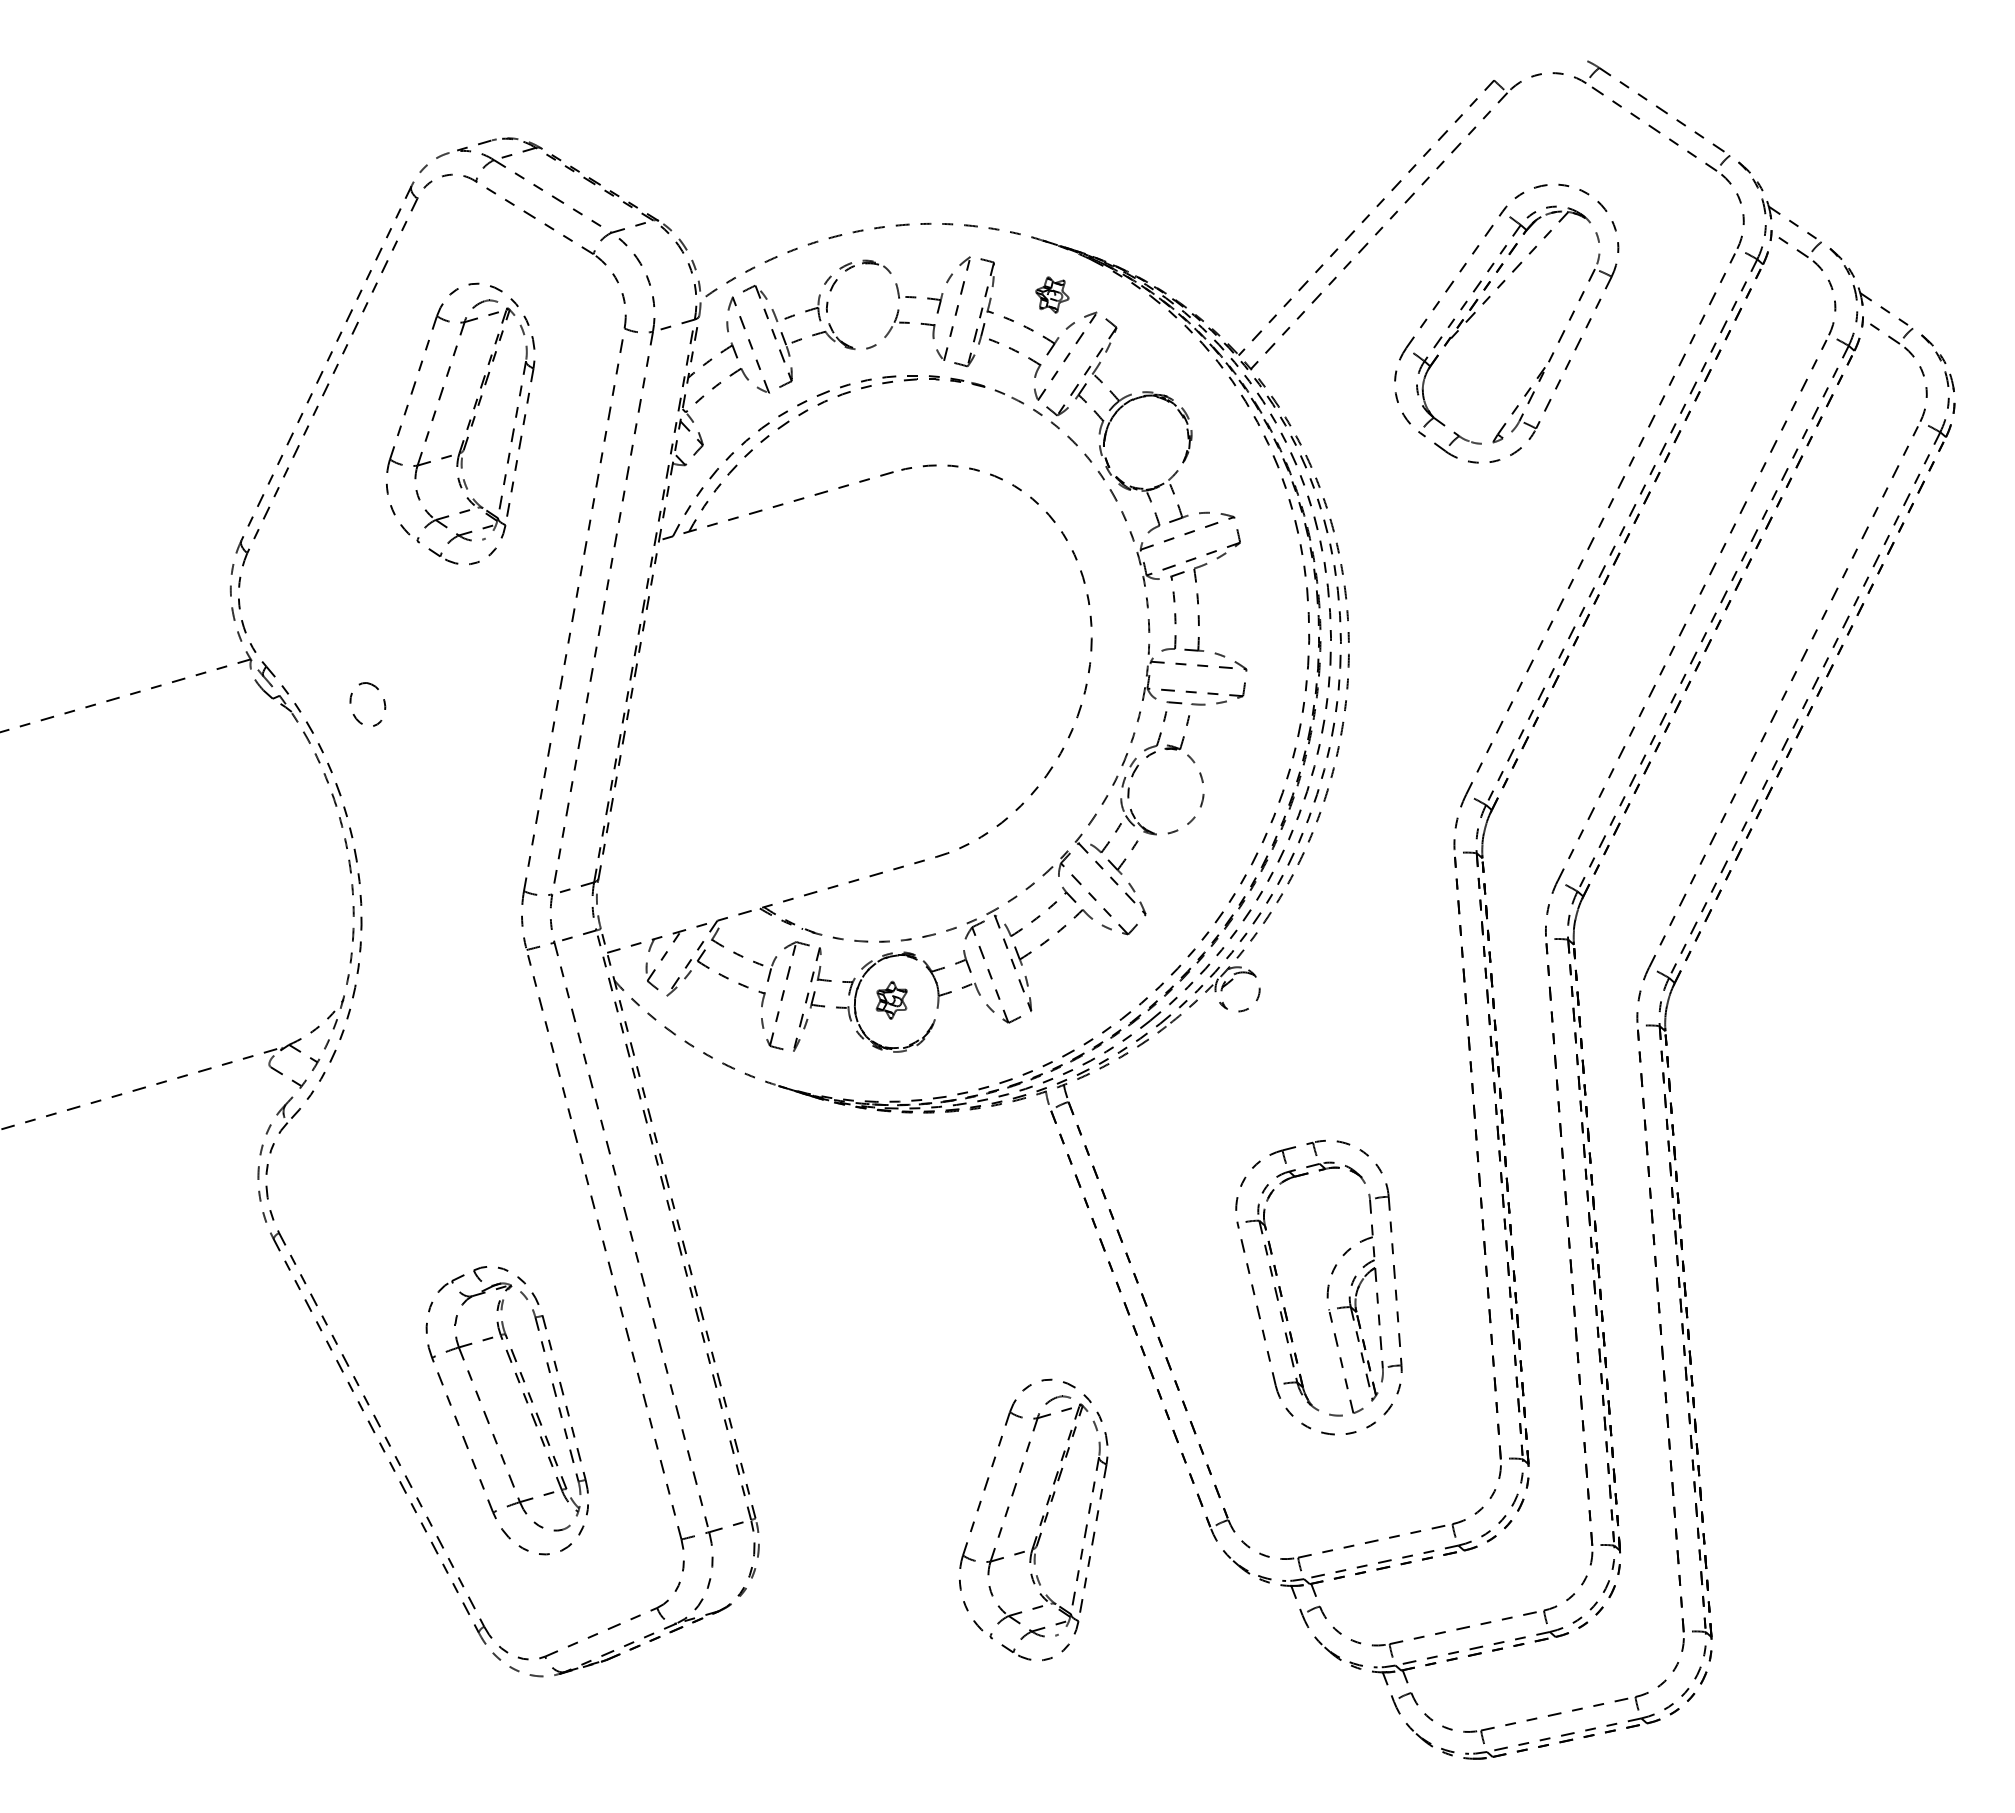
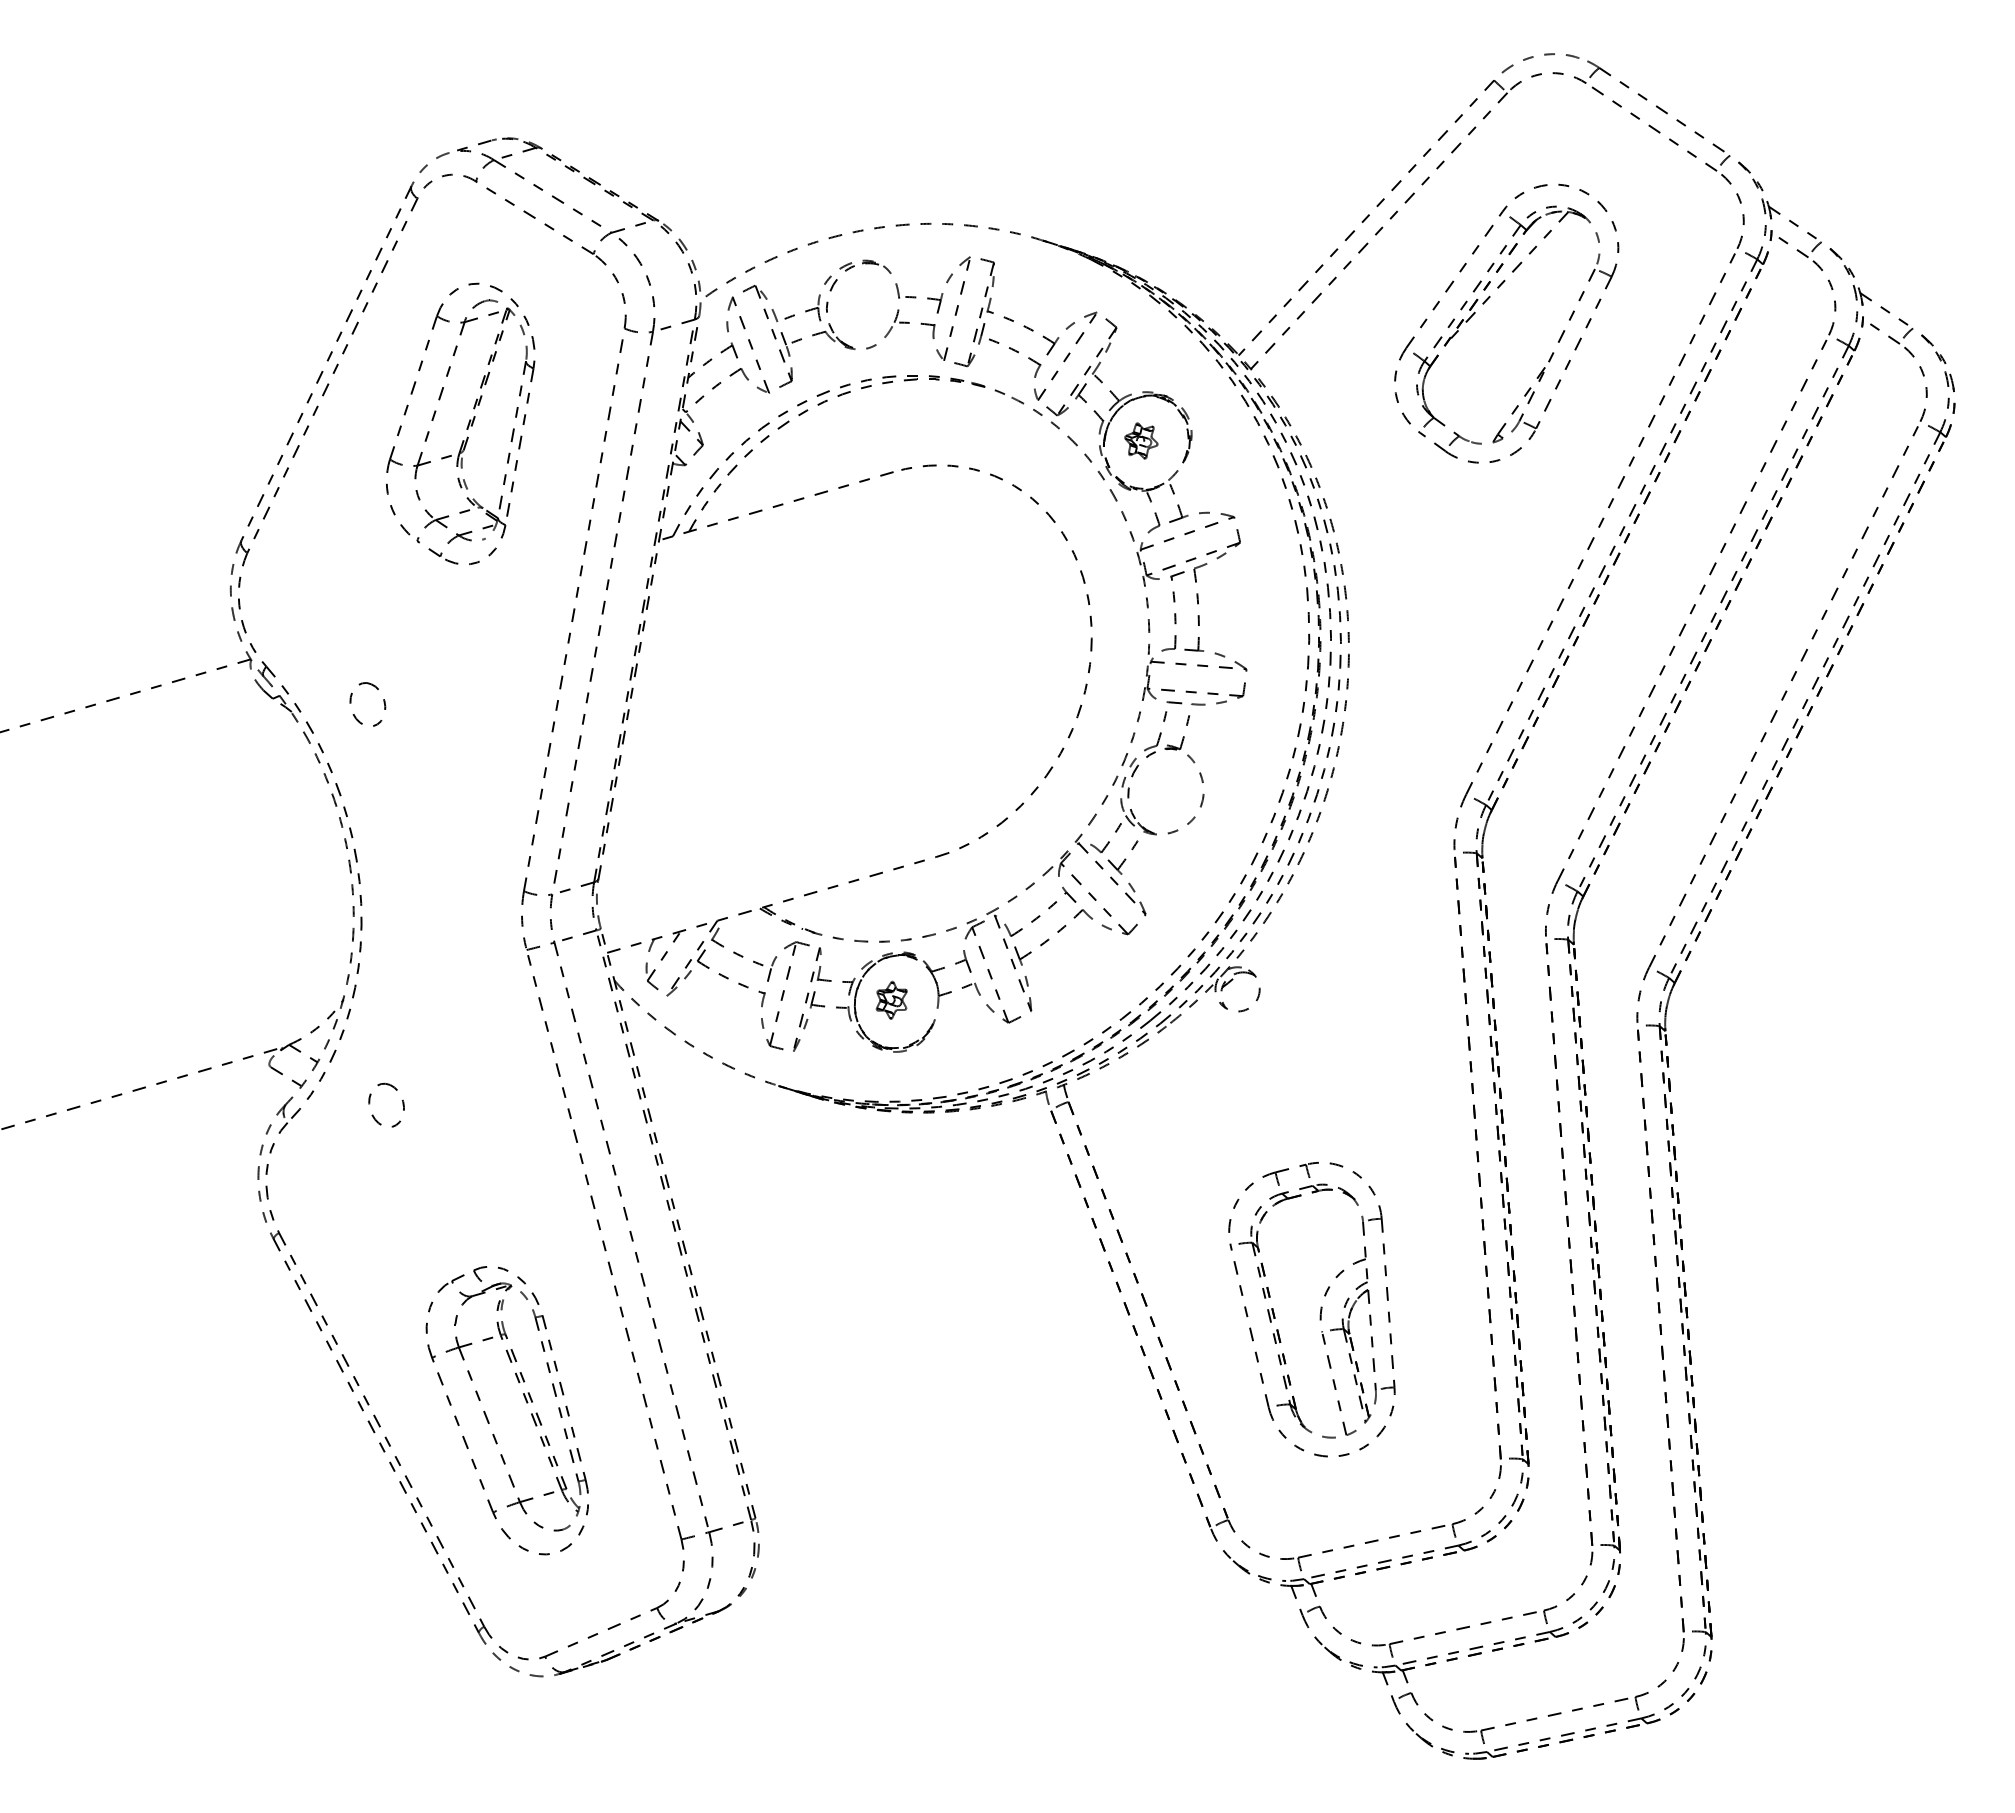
curve: none -> present (1544, 55)
part position: (1052, 294) -> (1141, 440) (1141, 440)
part: none -> present (401, 1100)
part position: (1327, 1287) -> (1320, 1309) (1320, 1309)
part: present -> none (1040, 1521)
